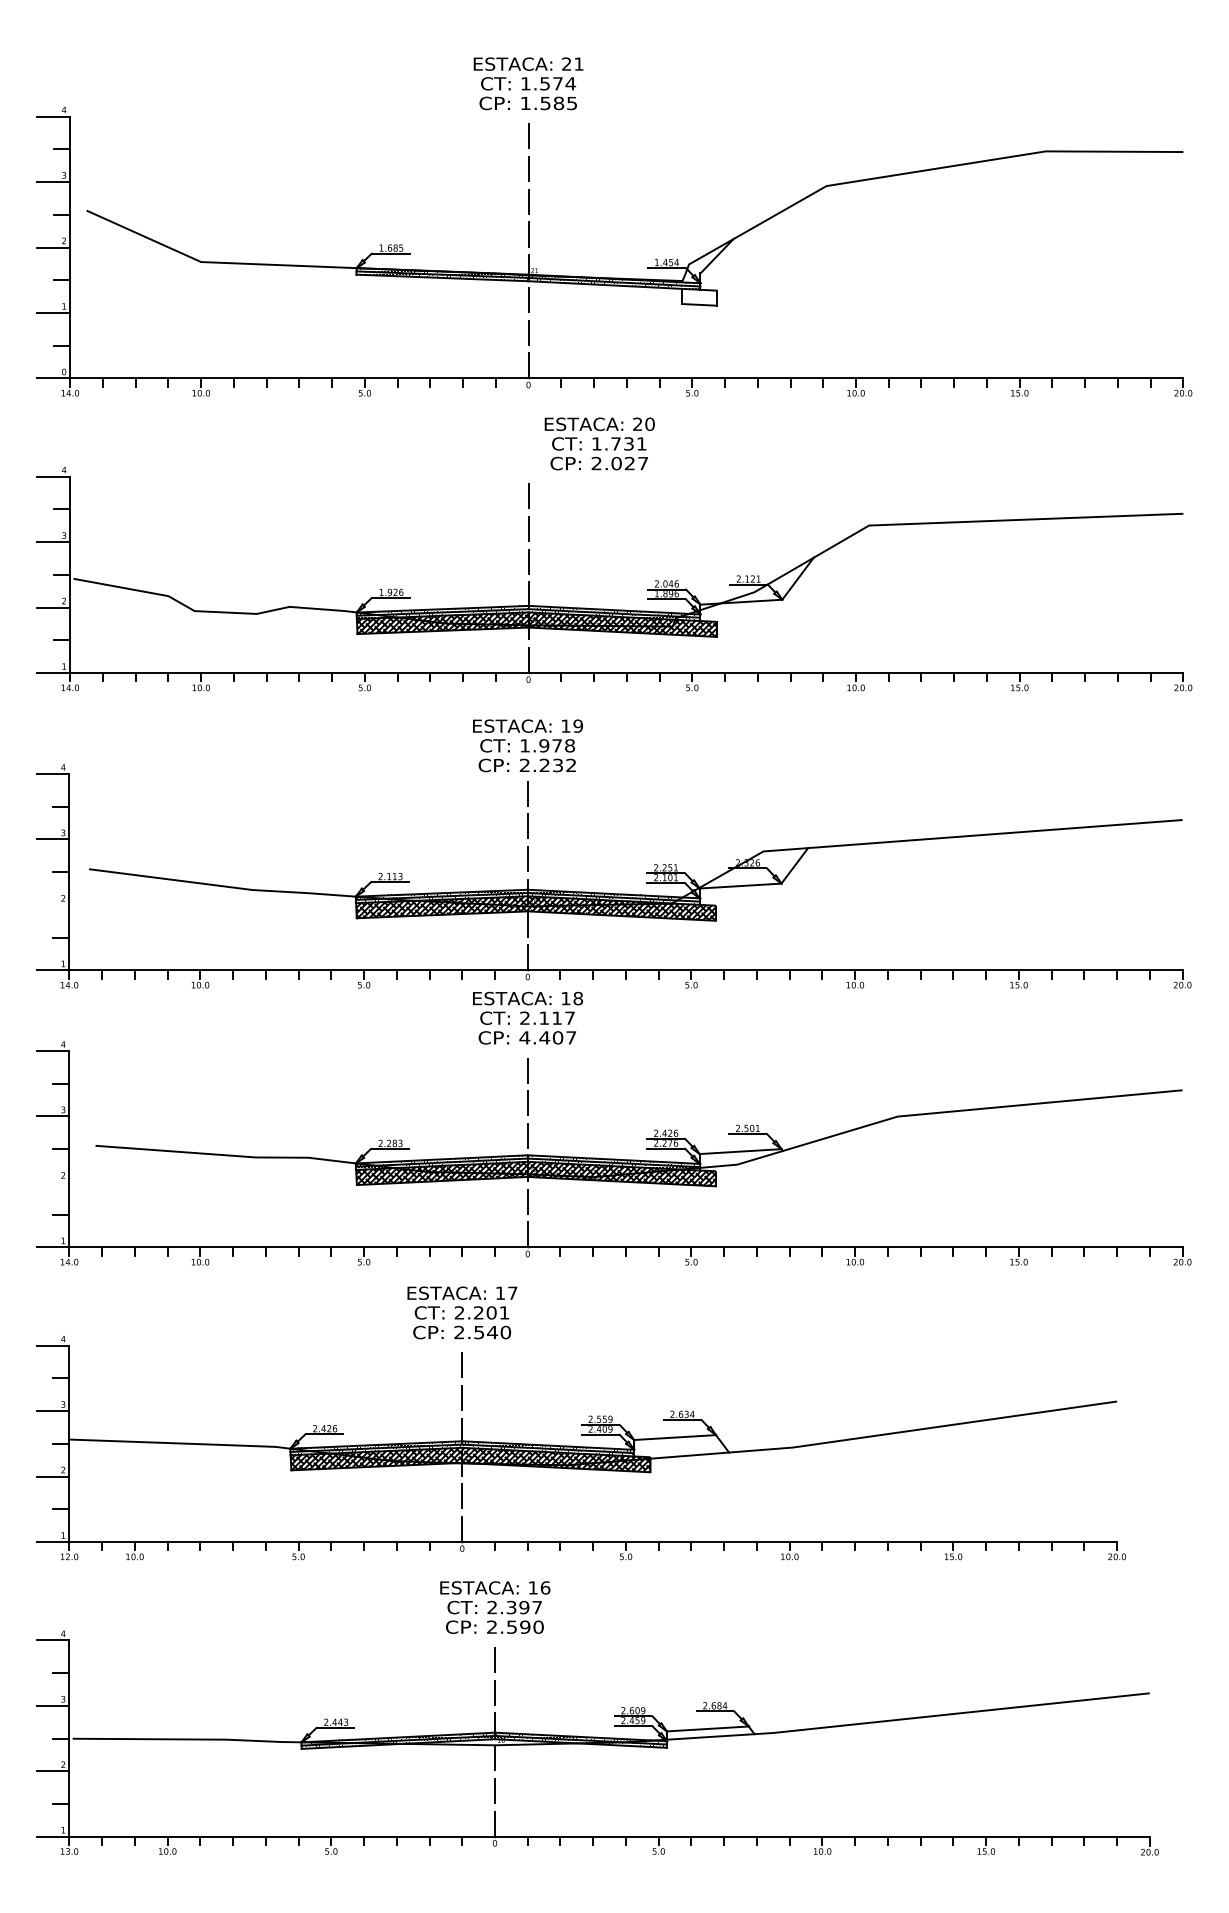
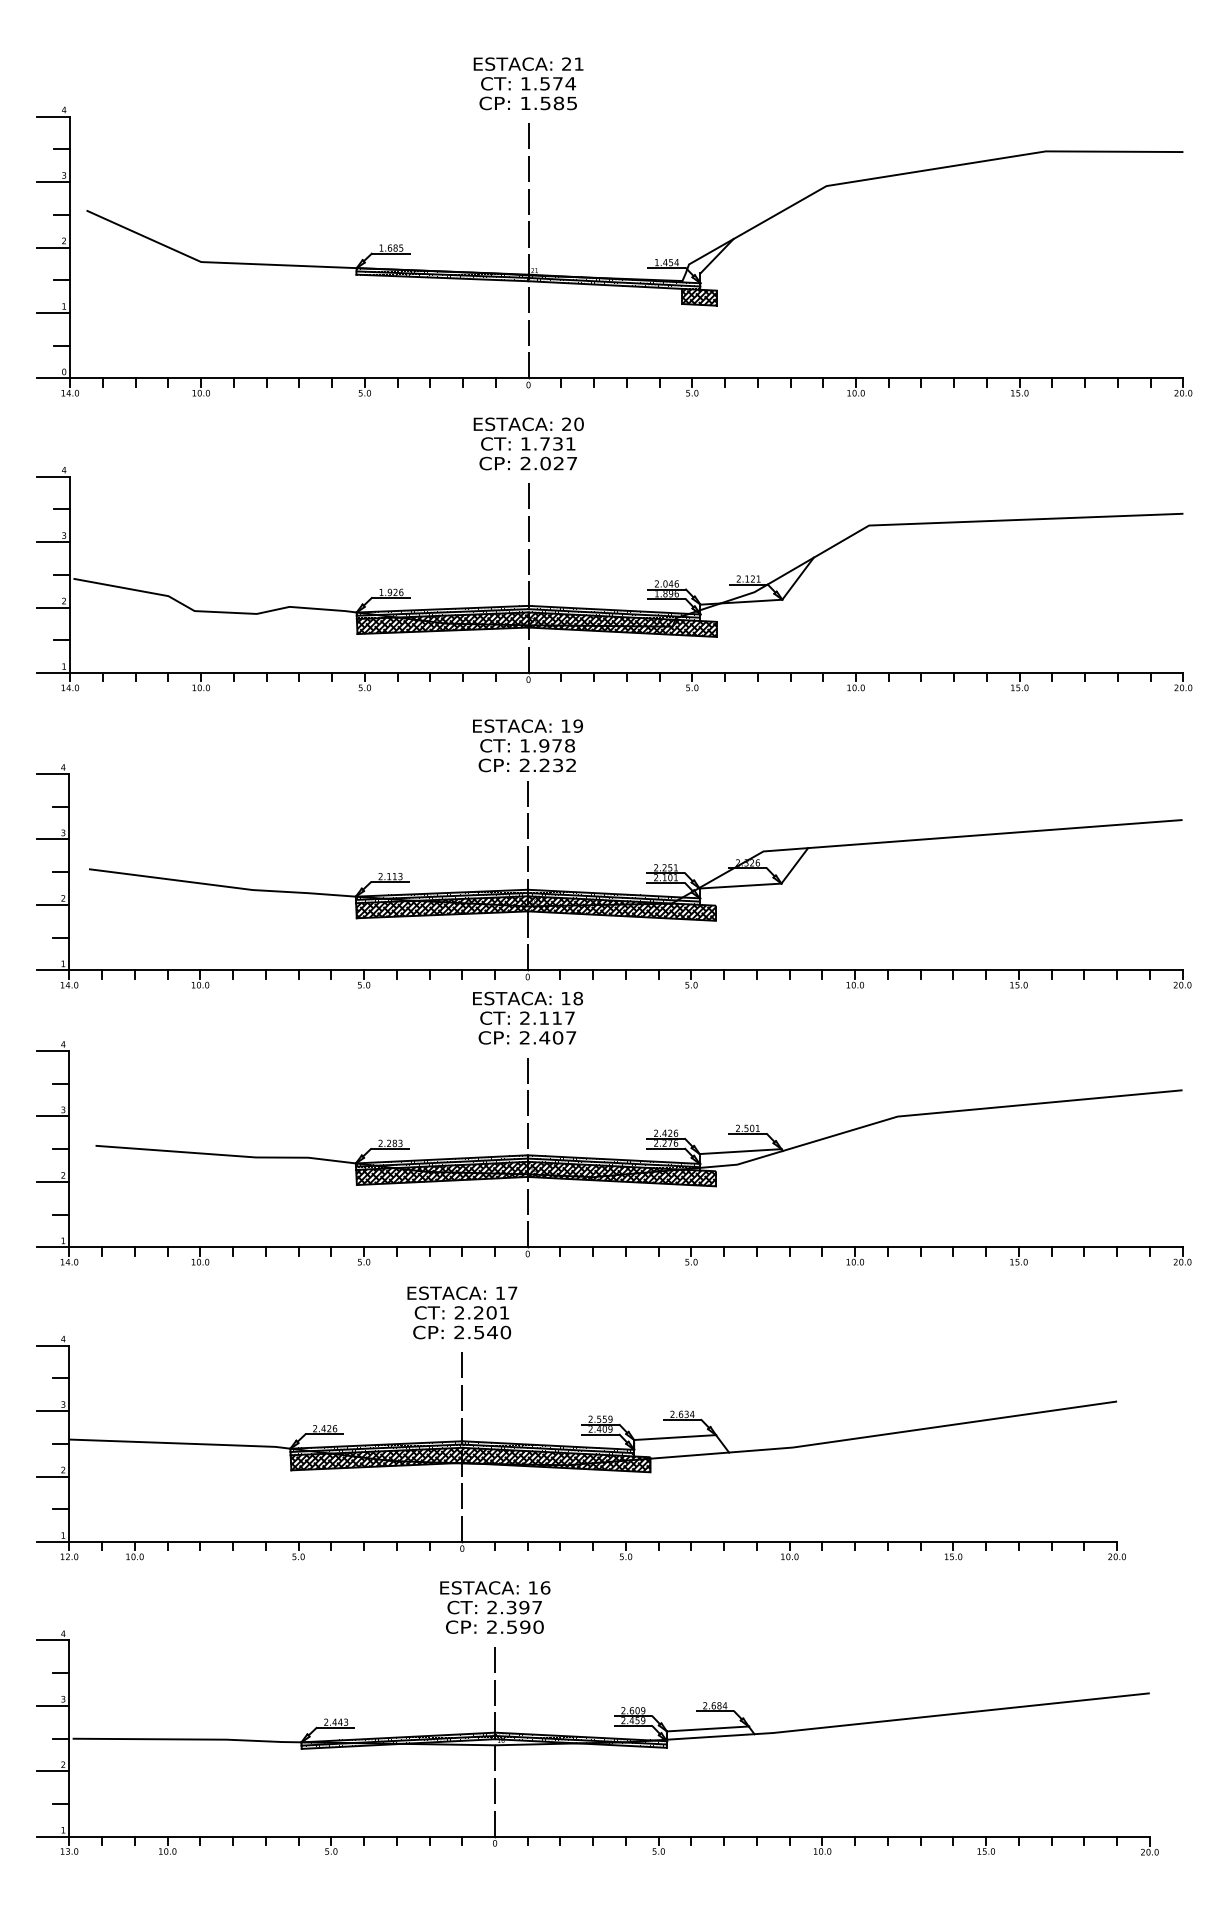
hatch: none -> present (699, 297)
text position: (599, 443) -> (528, 443) (528, 443)
line: none -> present (52, 904)
text: 4.407 -> 2.407 (524, 1037)
line: none -> present (52, 1181)
